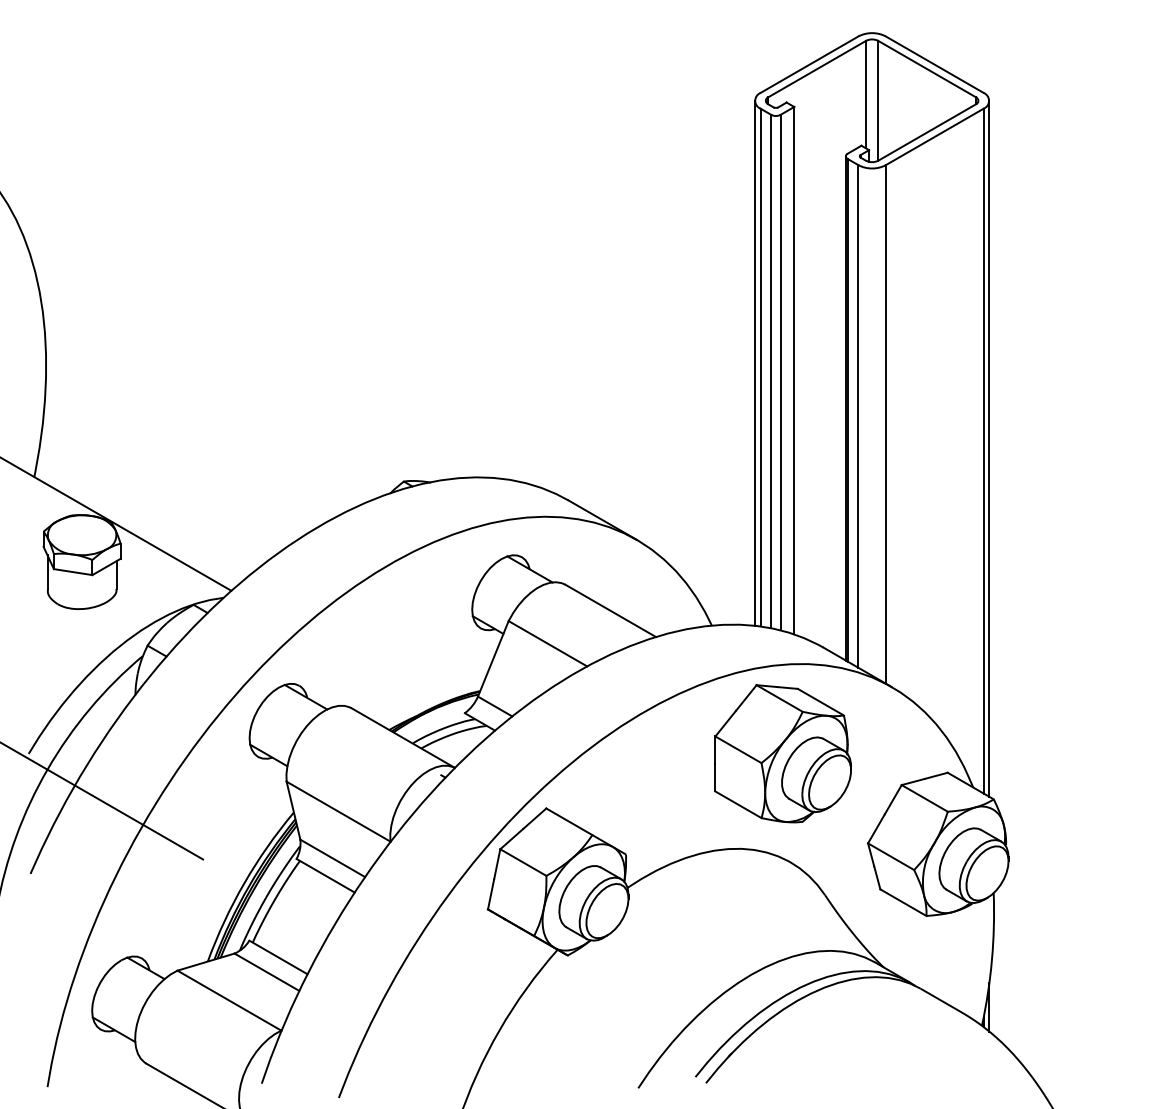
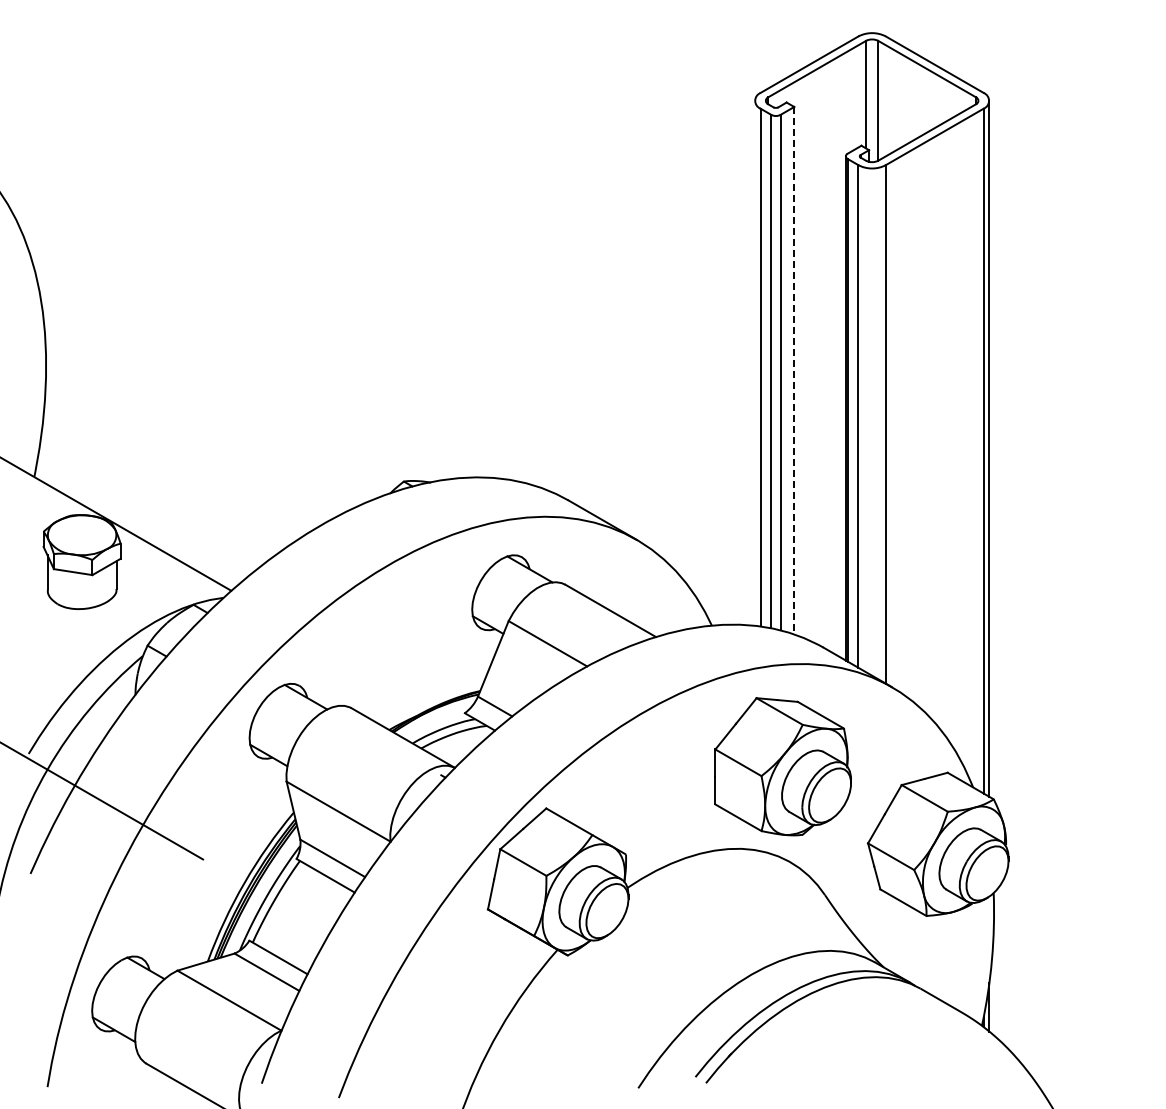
line: present -> none (754, 362)
line: solid -> dashed (794, 370)
part position: (782, 753) -> (782, 766) (782, 766)
